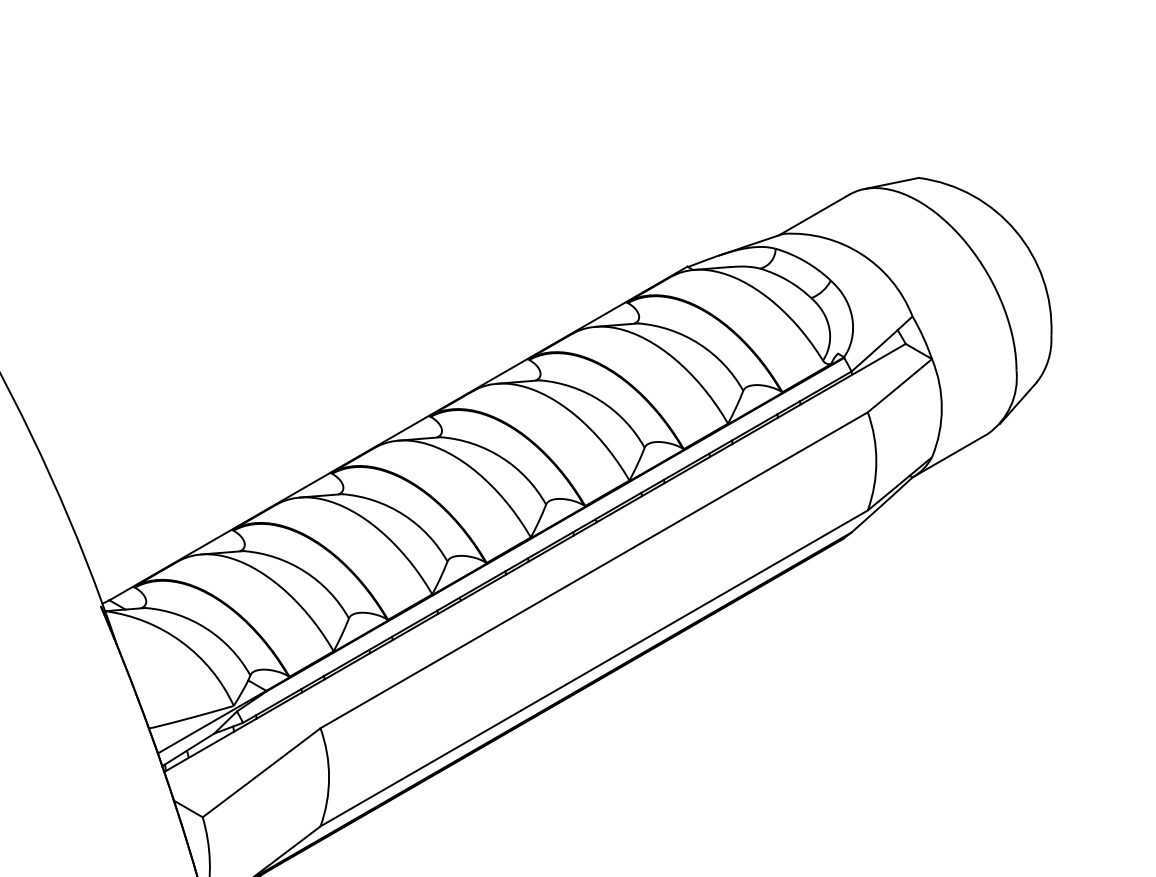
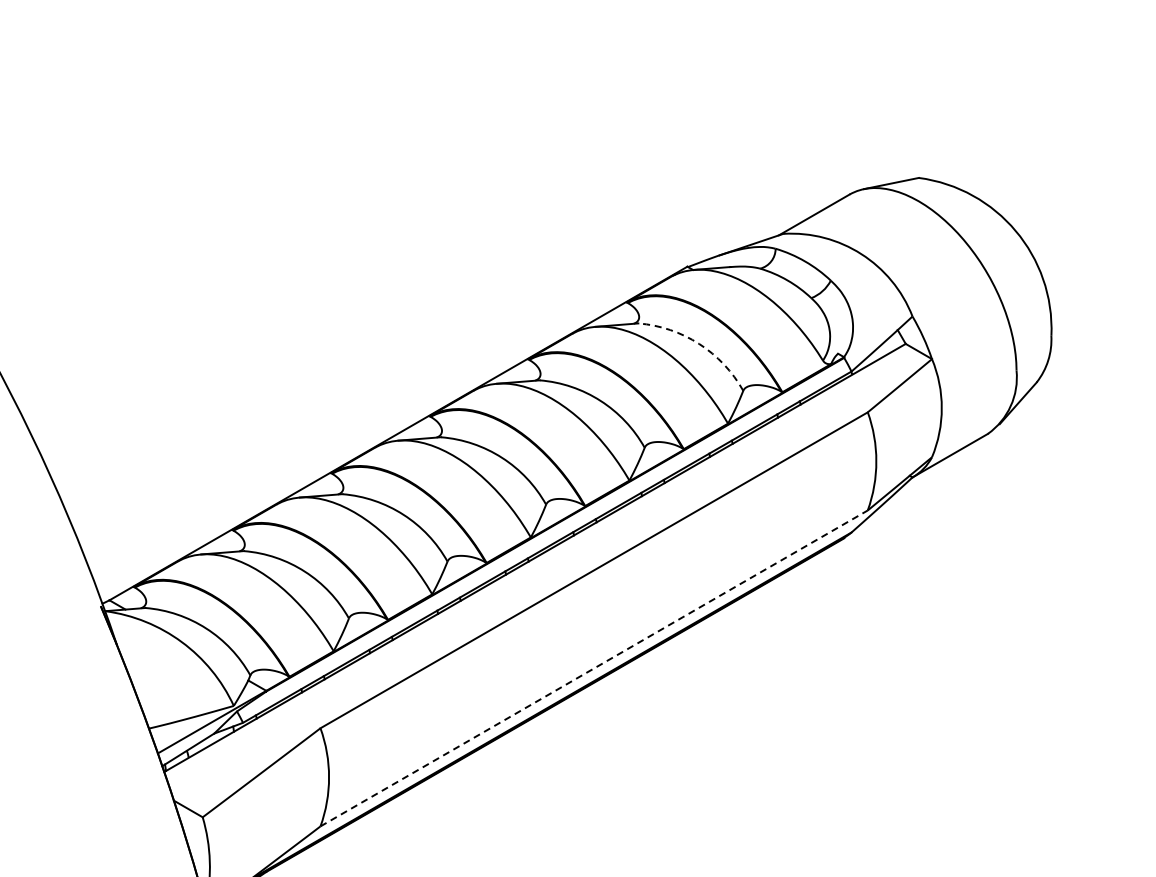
arc: solid -> dashed (699, 343)
line: solid -> dashed (594, 668)
